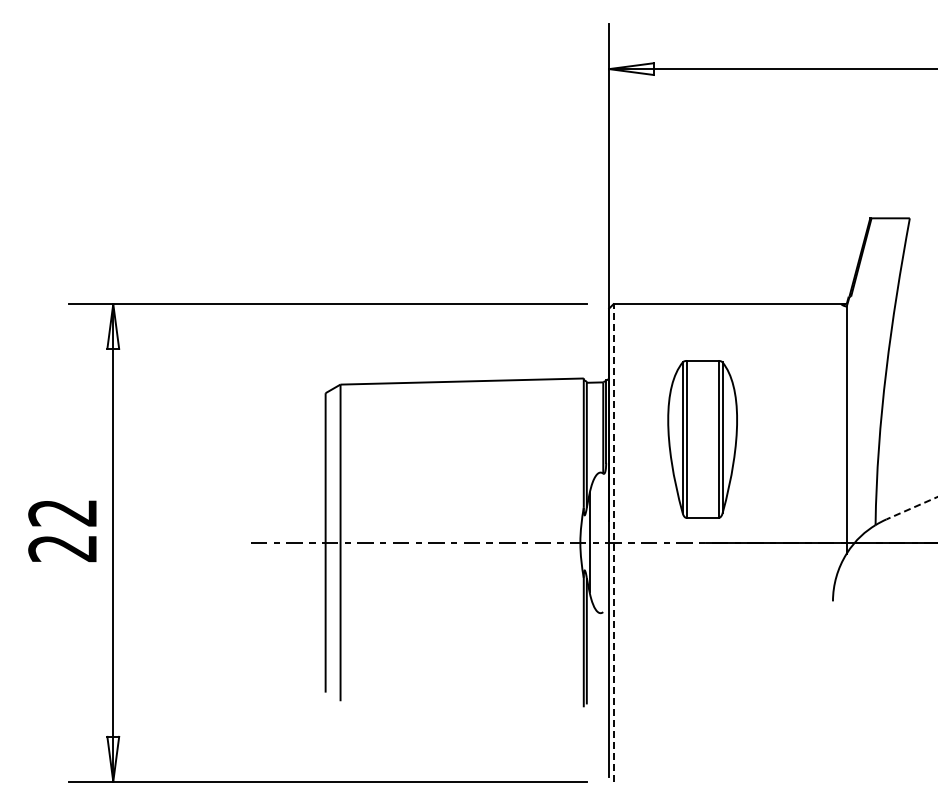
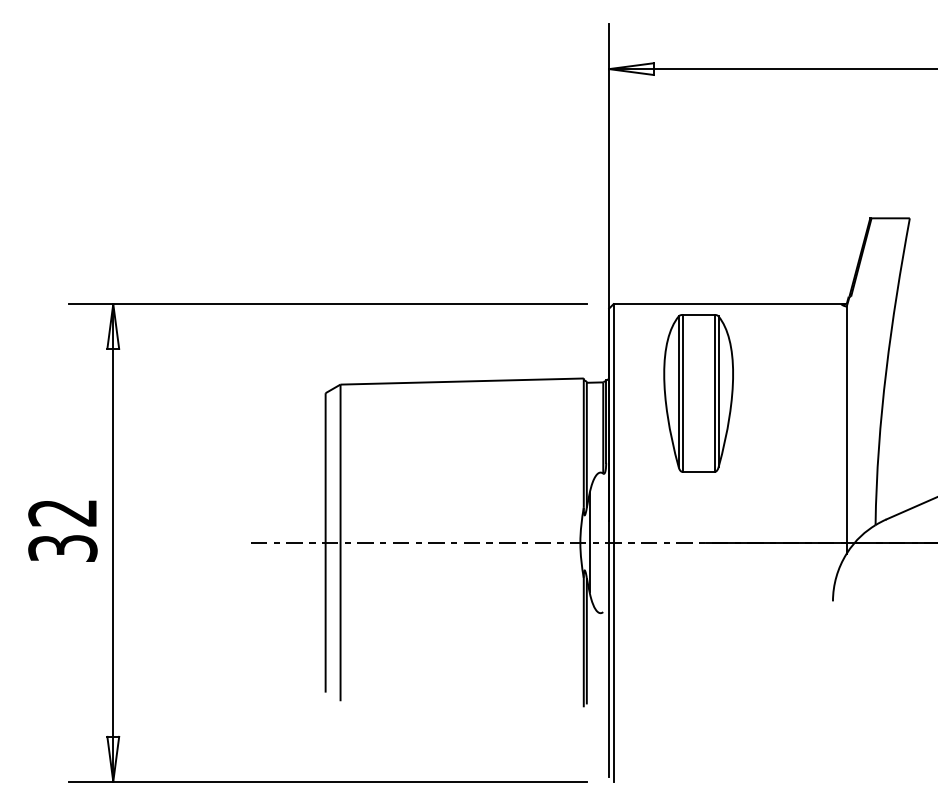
part position: (702, 439) -> (698, 393) (698, 393)
line: dashed -> solid (912, 508)
line: dashed -> solid (613, 542)
text: 22 -> 32 (62, 548)
